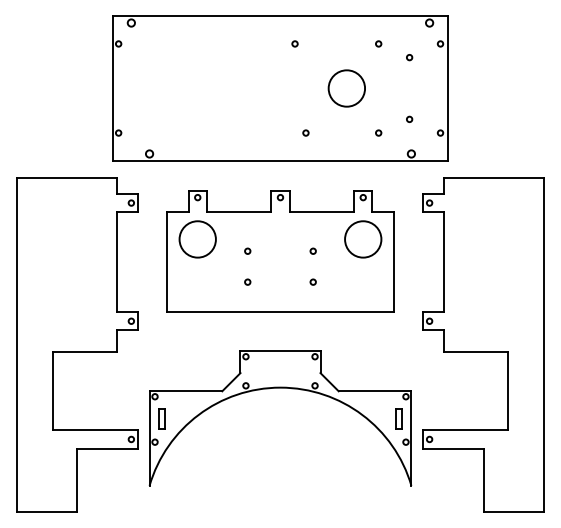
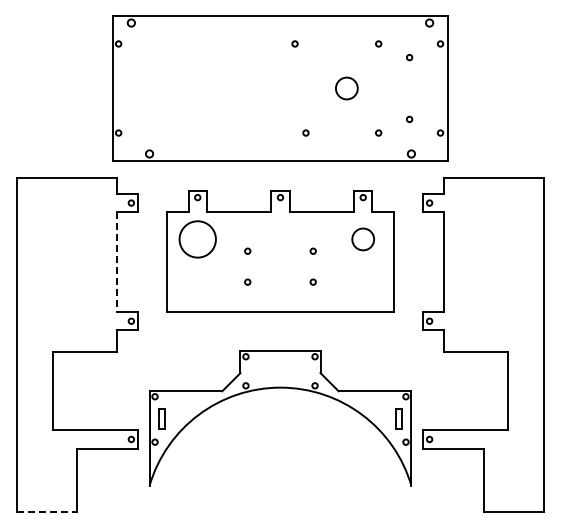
circle diameter: 36 px -> 22 px (346, 88)
circle diameter: 36 px -> 22 px (363, 239)
line: solid -> dashed (116, 262)
line: solid -> dashed (47, 512)
